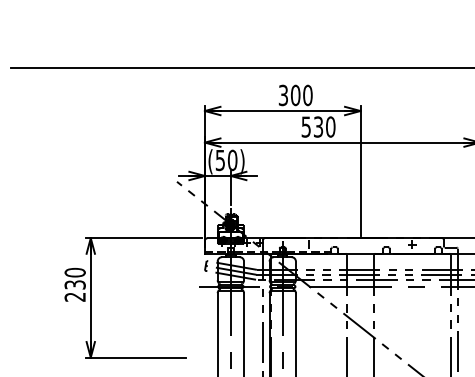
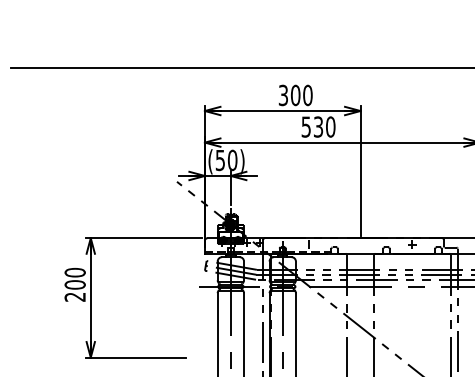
text: 230 -> 200 (74, 284)
